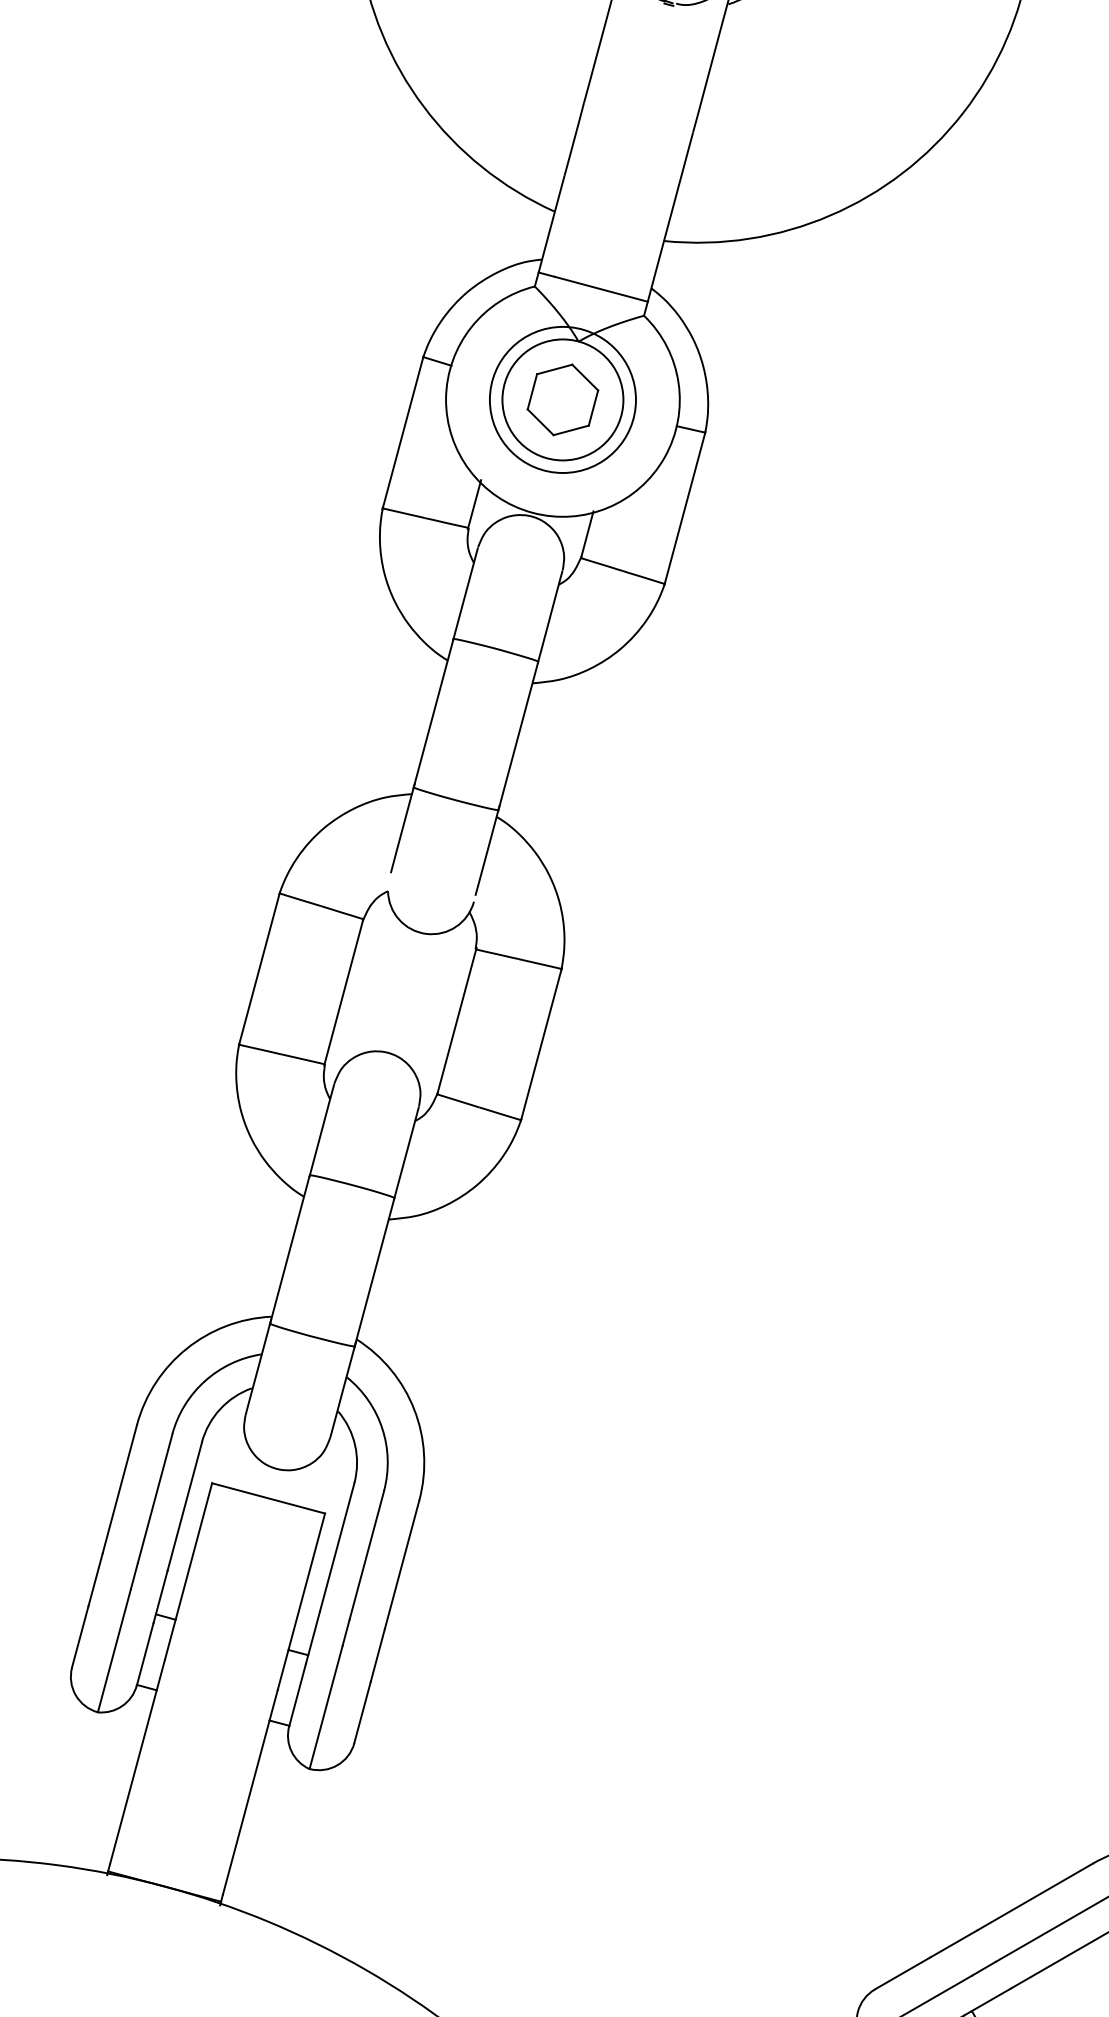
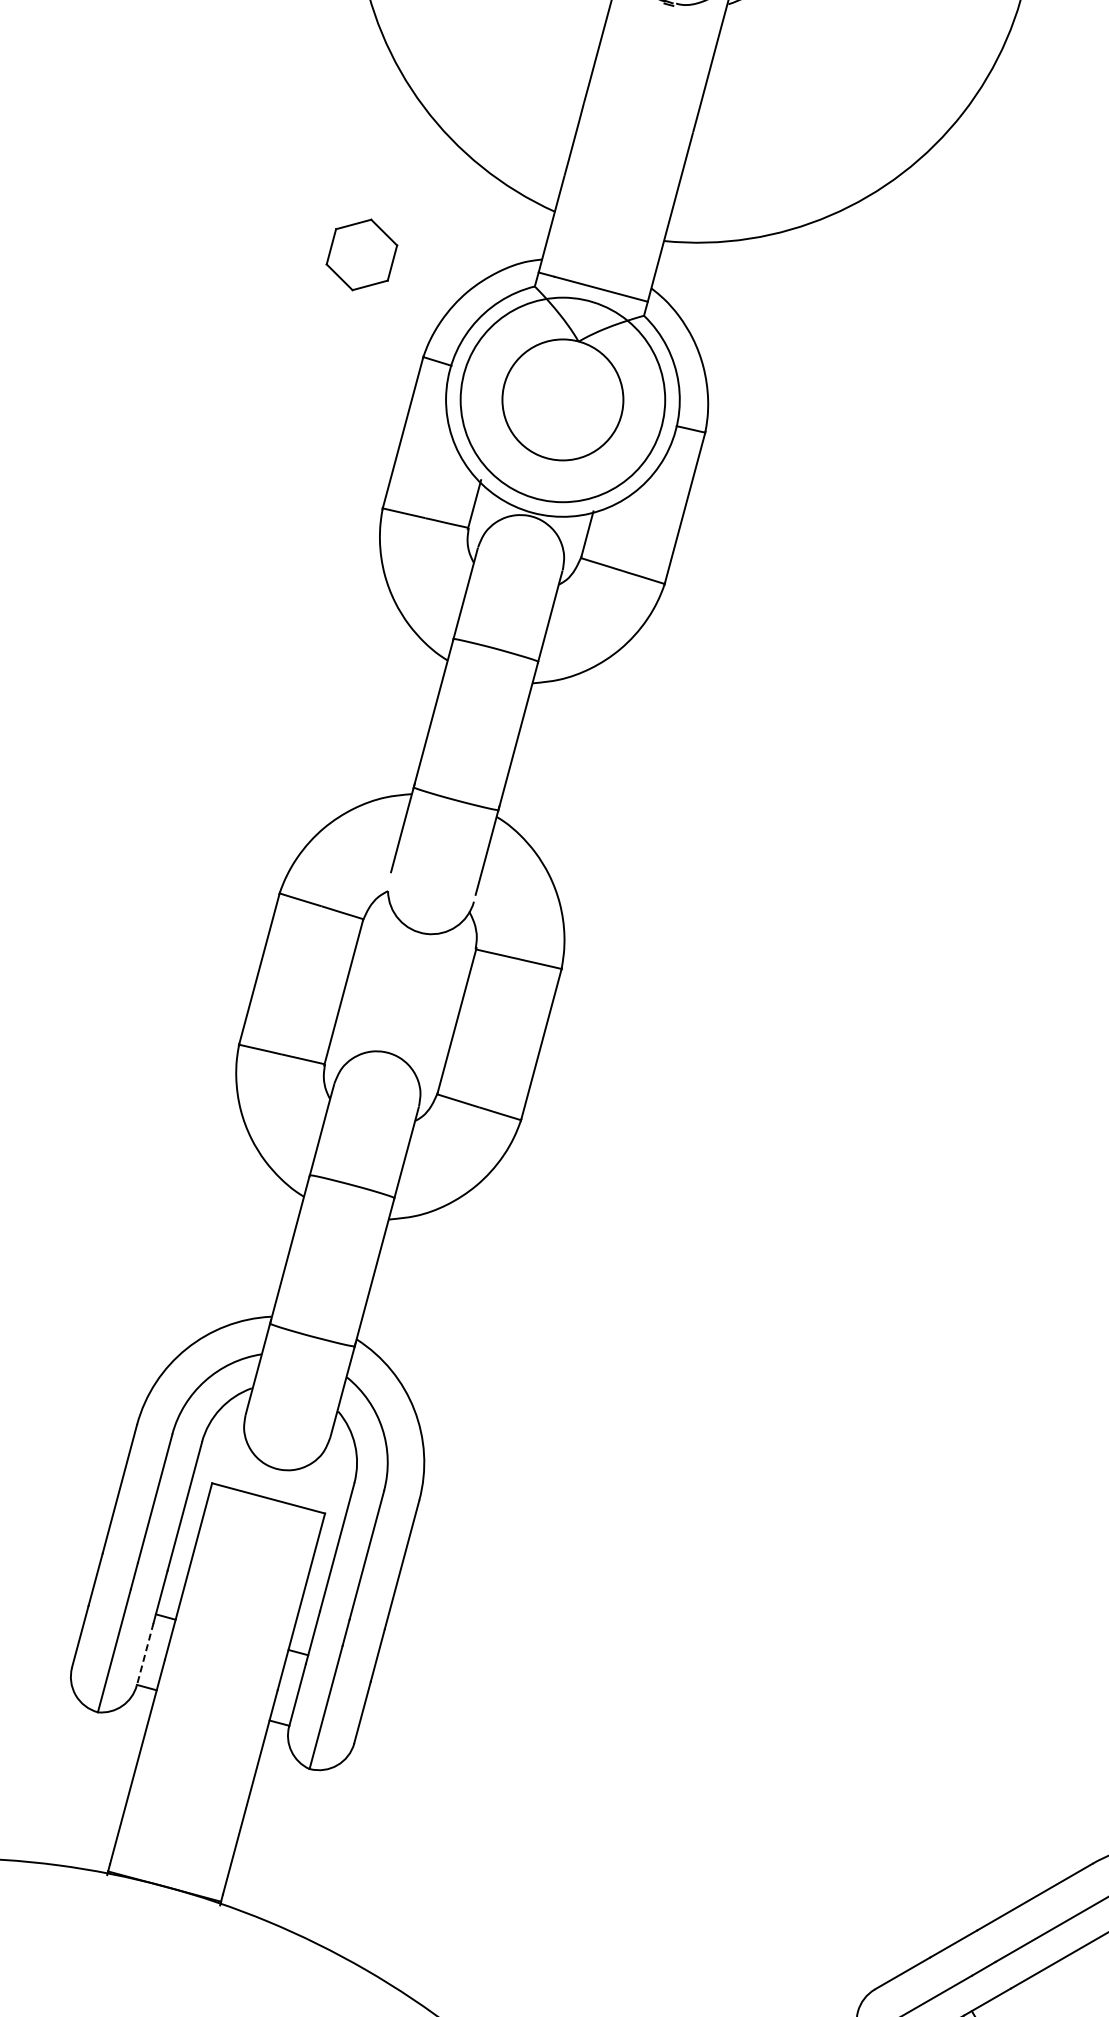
circle diameter: 146 px -> 205 px (562, 399)
part position: (562, 399) -> (361, 254) (361, 254)
line: solid -> dashed (145, 1654)
